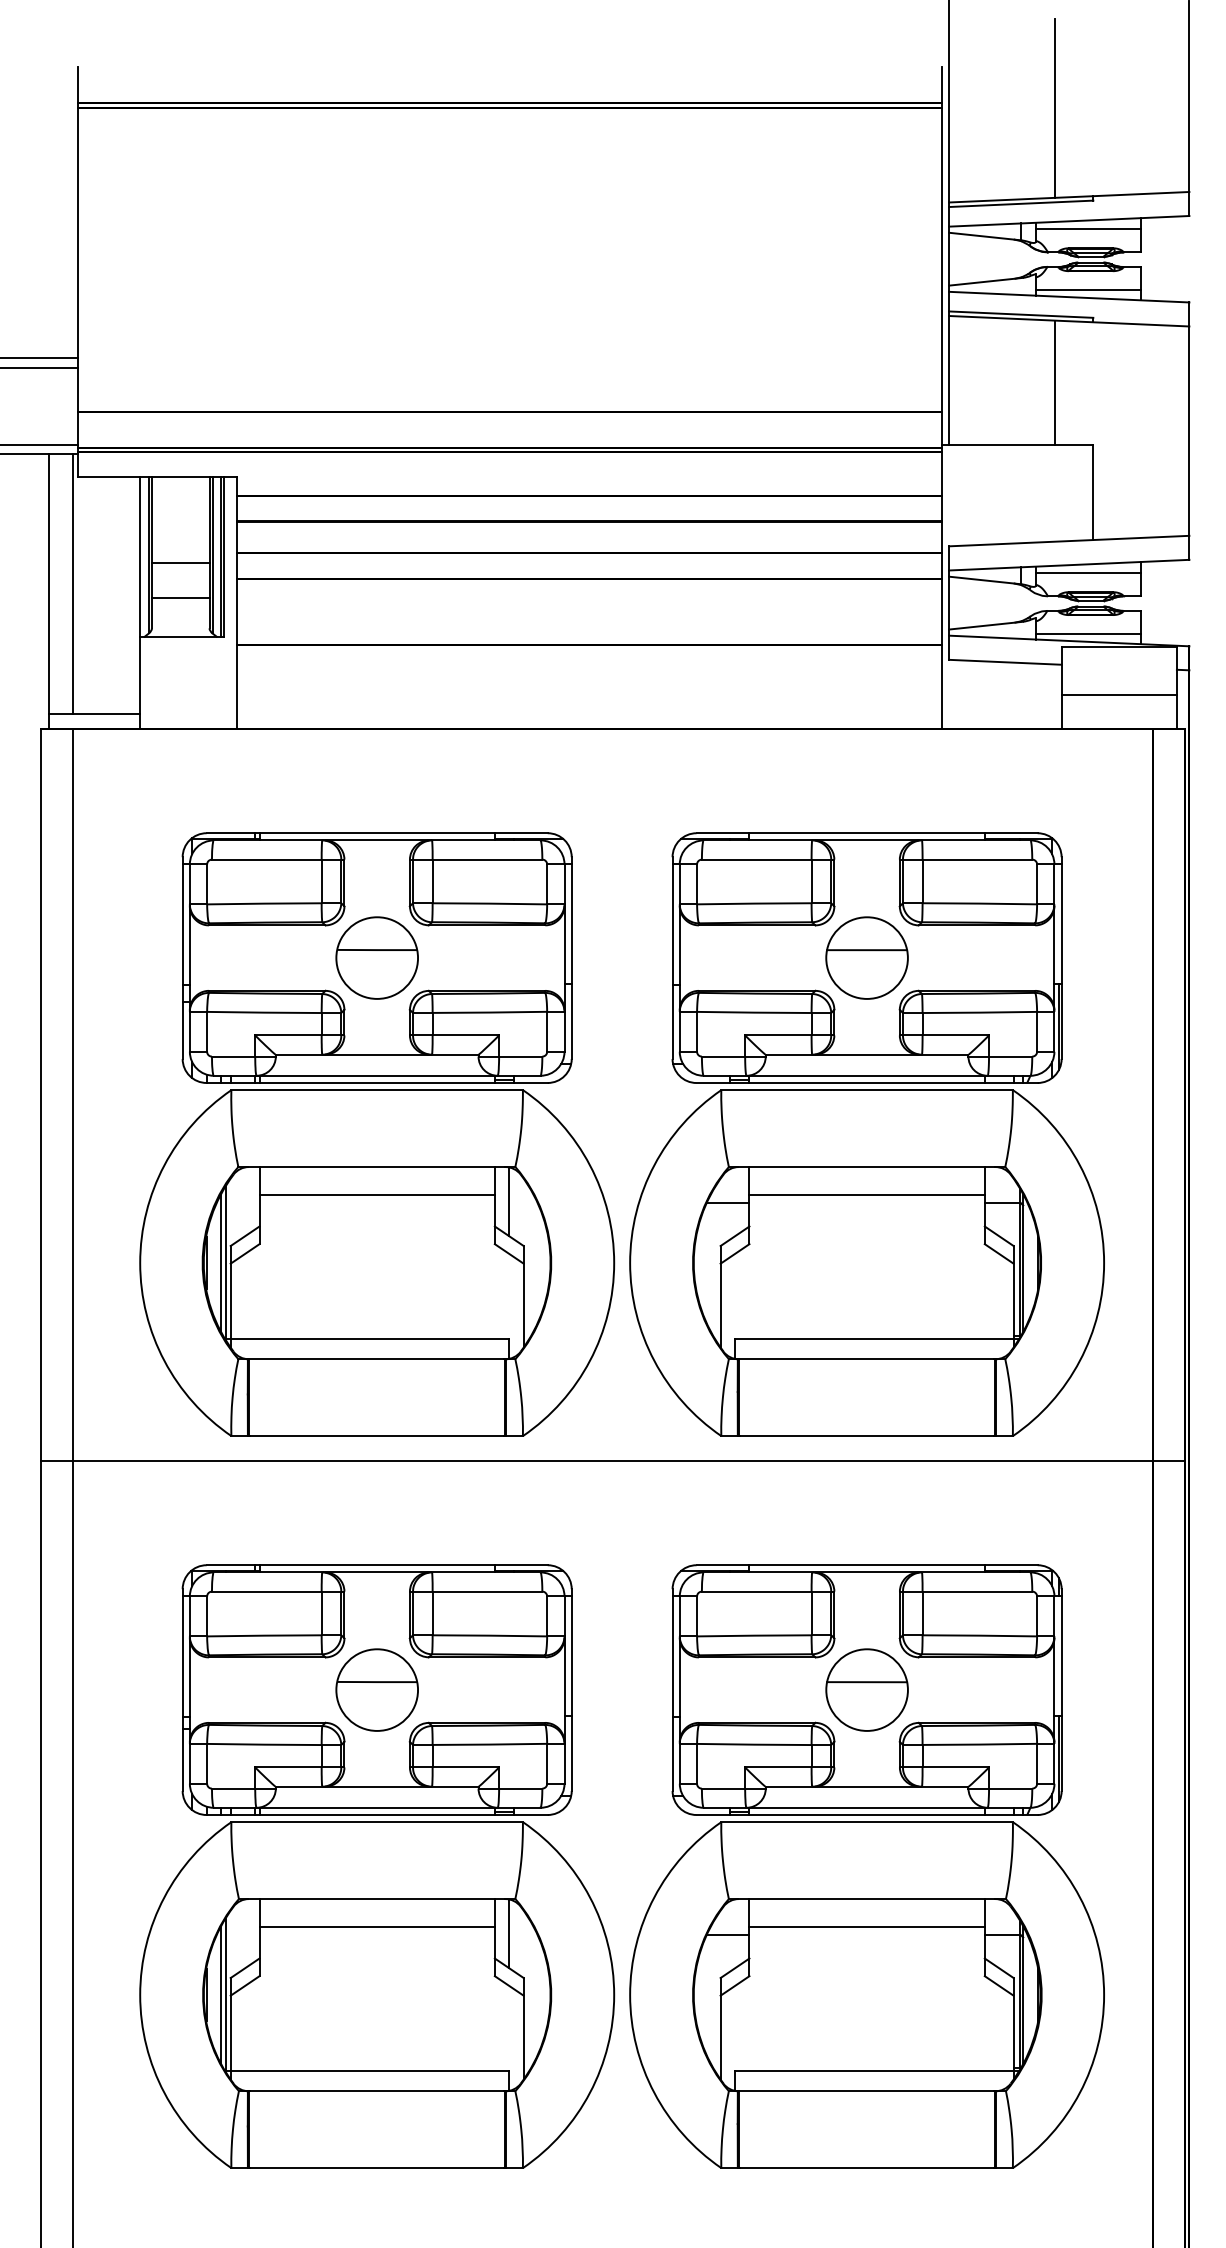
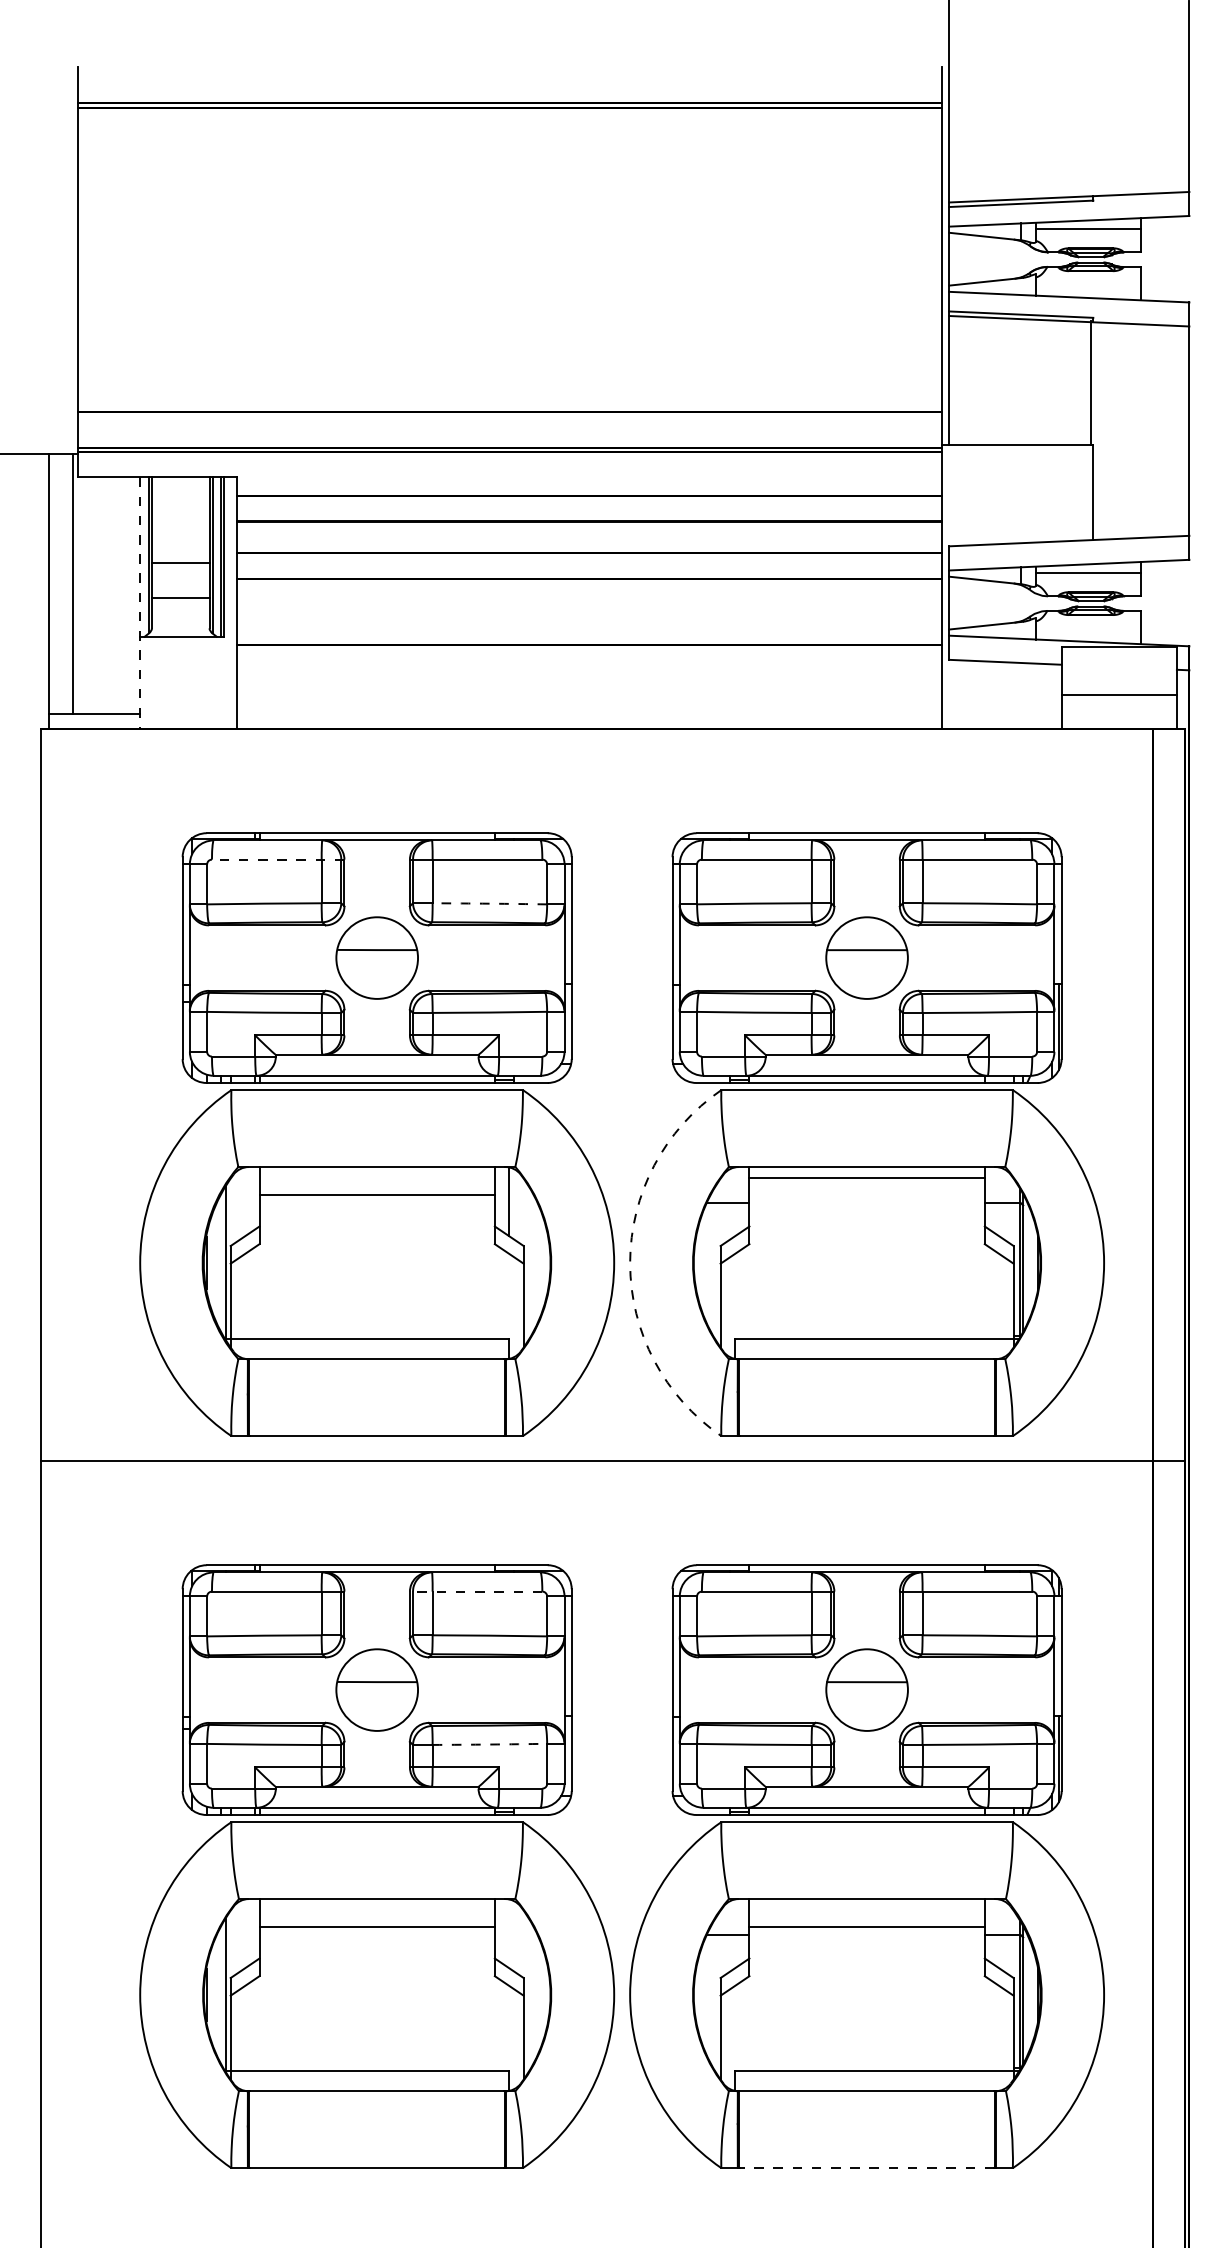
line: present -> none (1054, 107)
line: present -> none (1088, 290)
line: present -> none (39, 358)
line: present -> none (39, 367)
line position: (1054, 382) -> (1090, 382) (1090, 382)
line: present -> none (39, 444)
line: solid -> dashed (140, 603)
line: present -> none (1088, 634)
line: solid -> dashed (277, 859)
arc: solid -> dashed (489, 903)
line position: (866, 1194) -> (866, 1177) (866, 1177)
line: present -> none (221, 1262)
arc: solid -> dashed (630, 1263)
line: present -> none (73, 1486)
line: solid -> dashed (475, 1591)
arc: solid -> dashed (489, 1744)
line: present -> none (509, 1933)
line: present -> none (221, 1994)
line: solid -> dashed (866, 2168)
